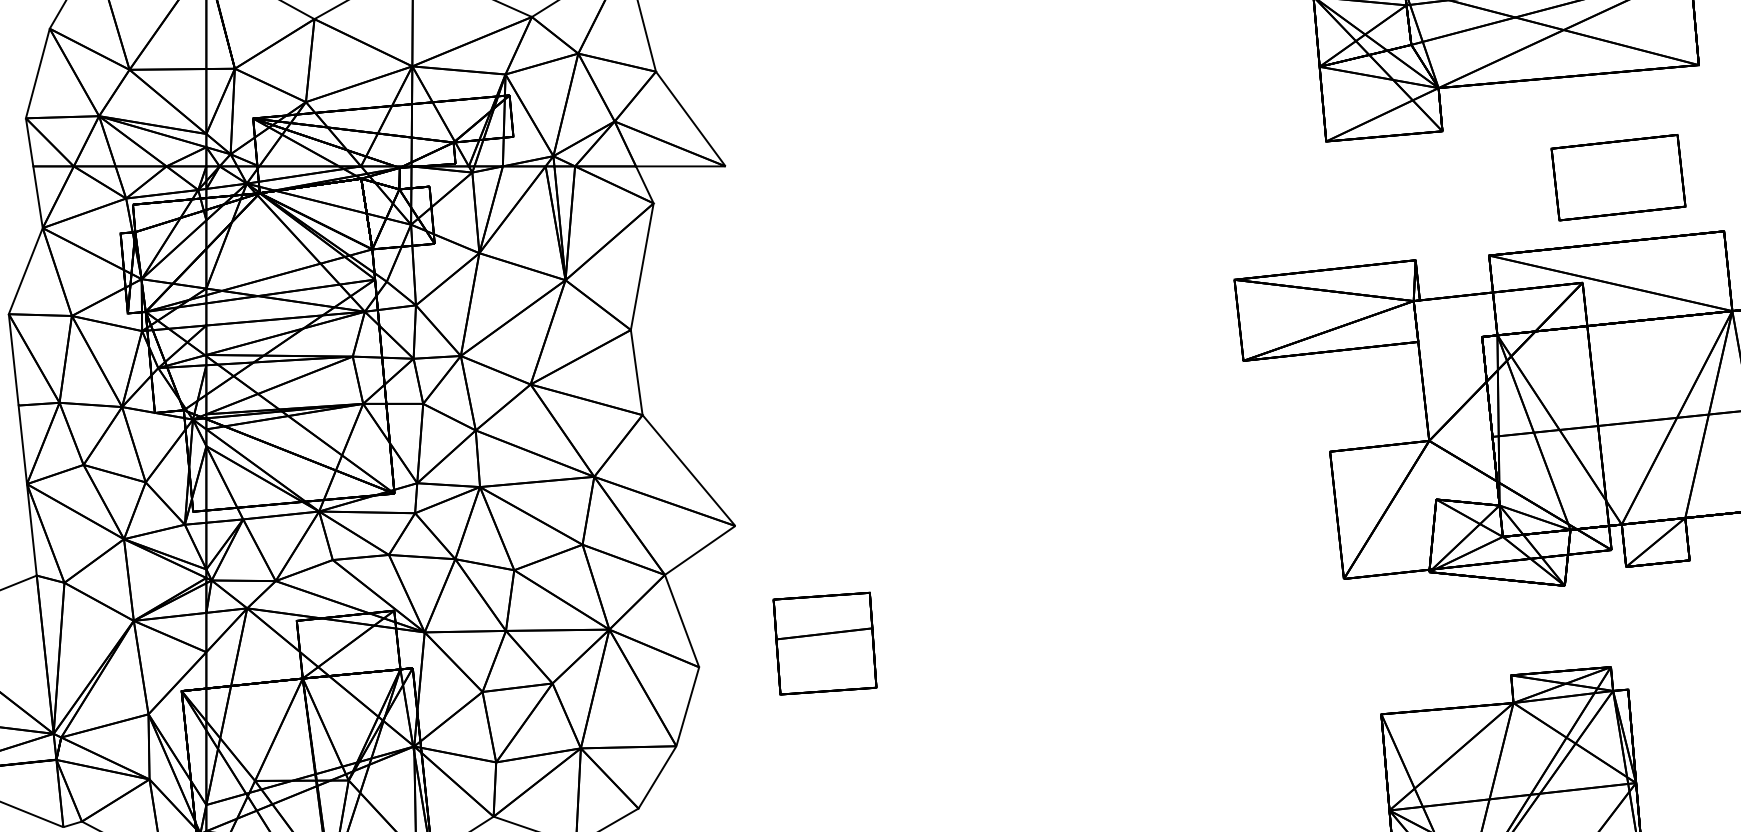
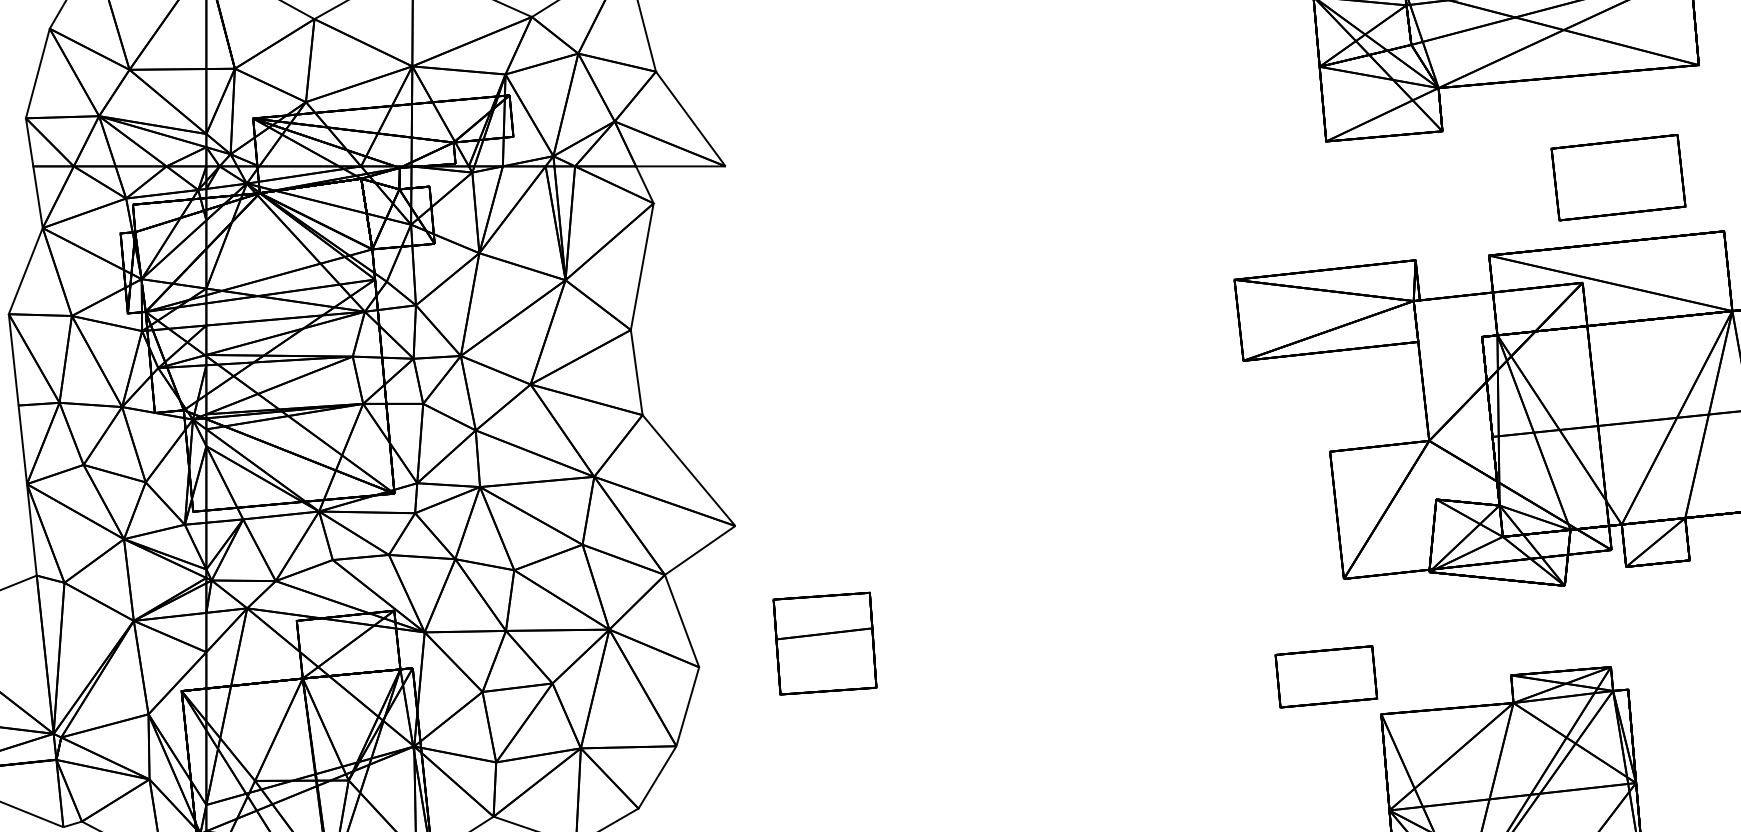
part: none -> present (1326, 676)
